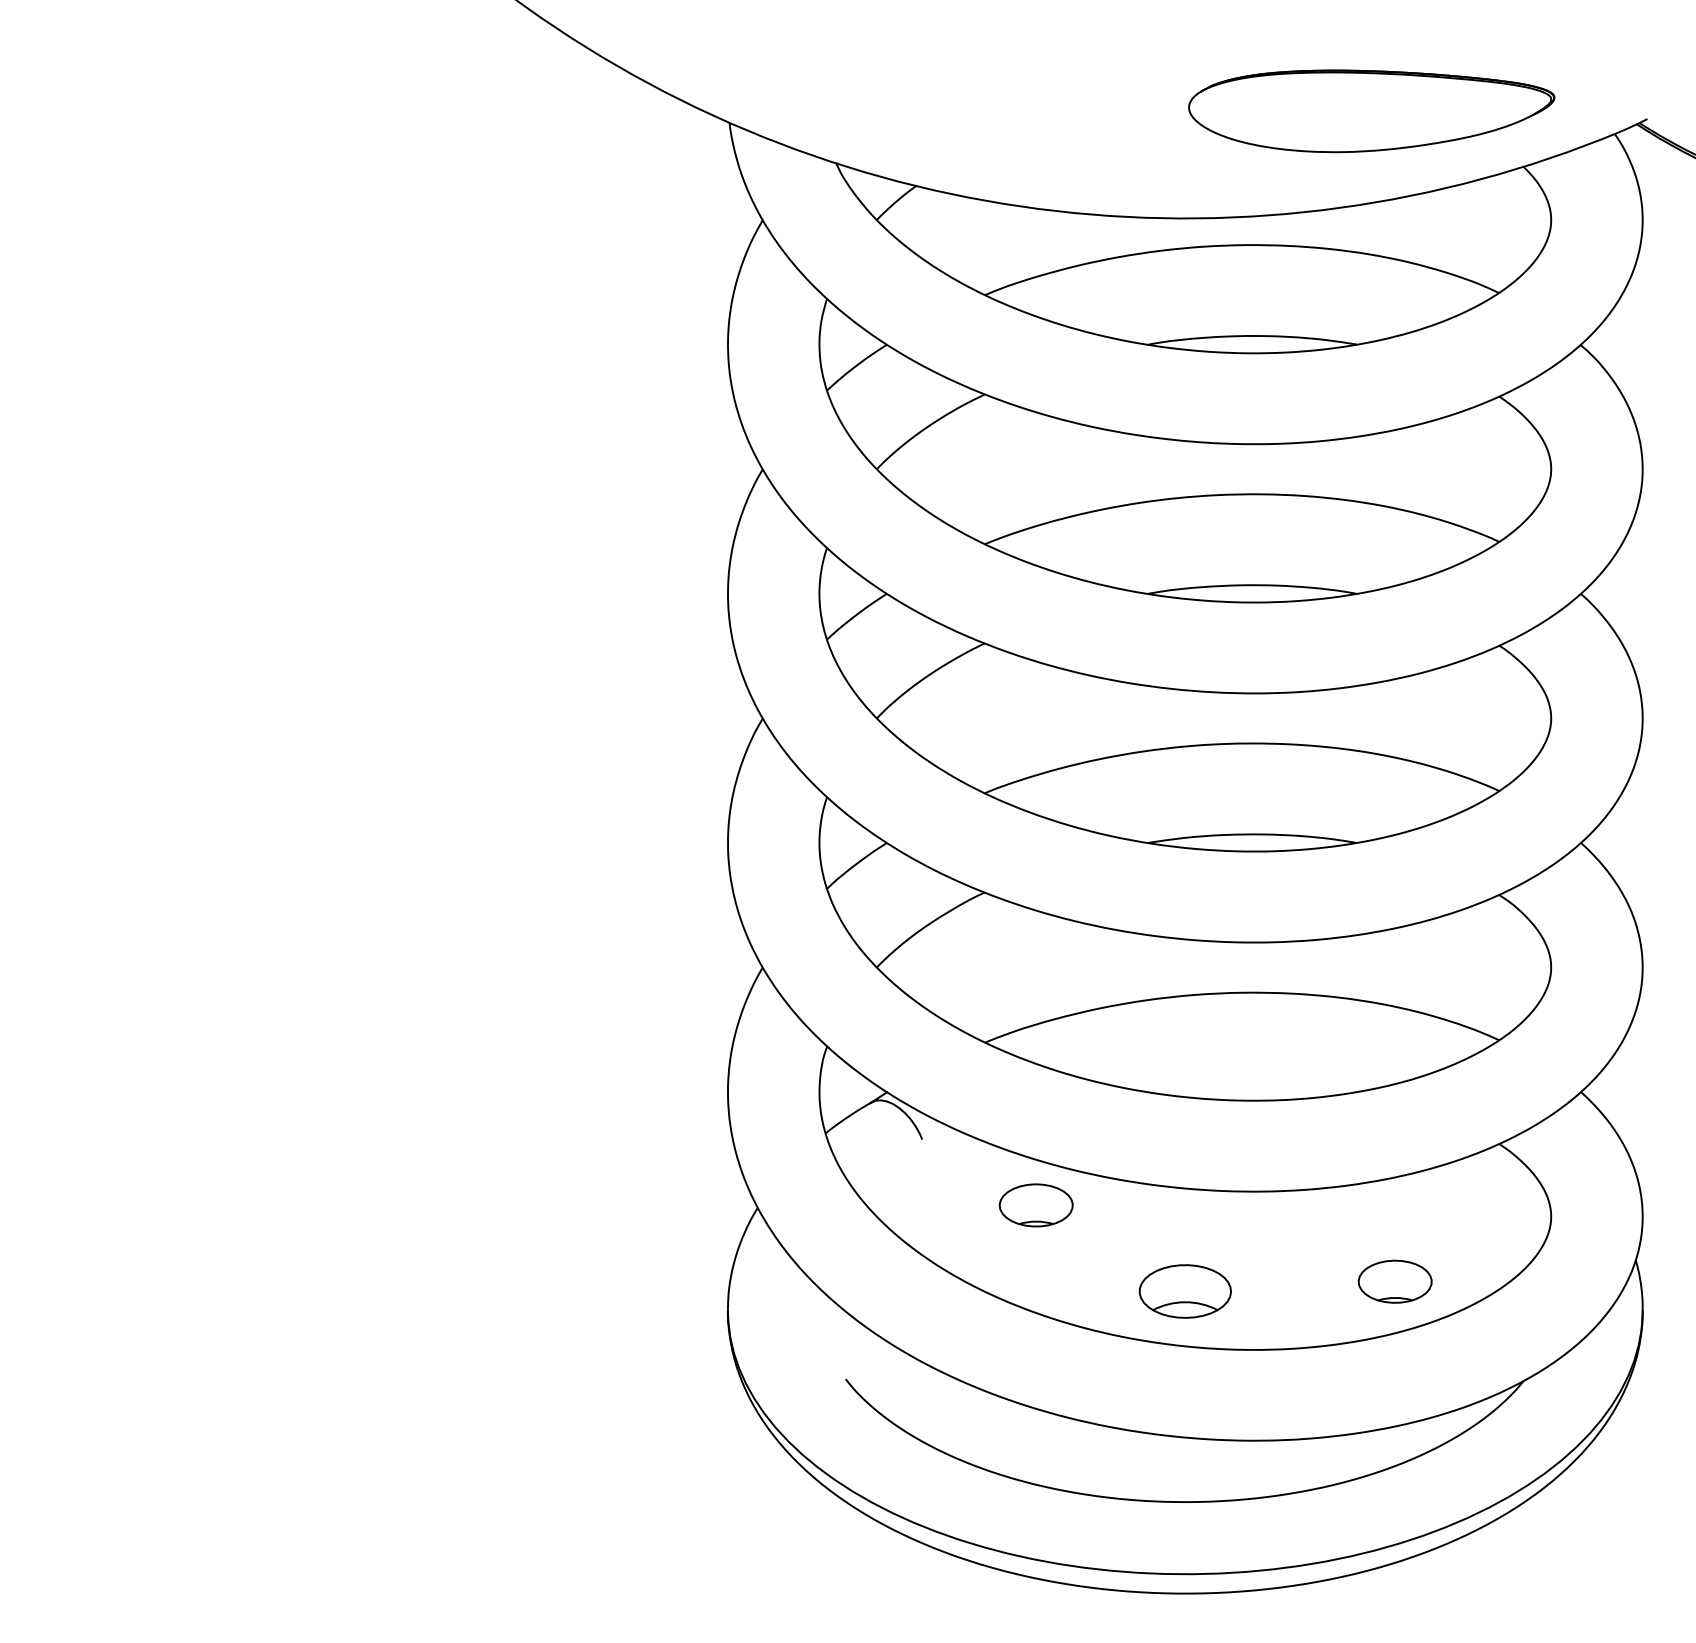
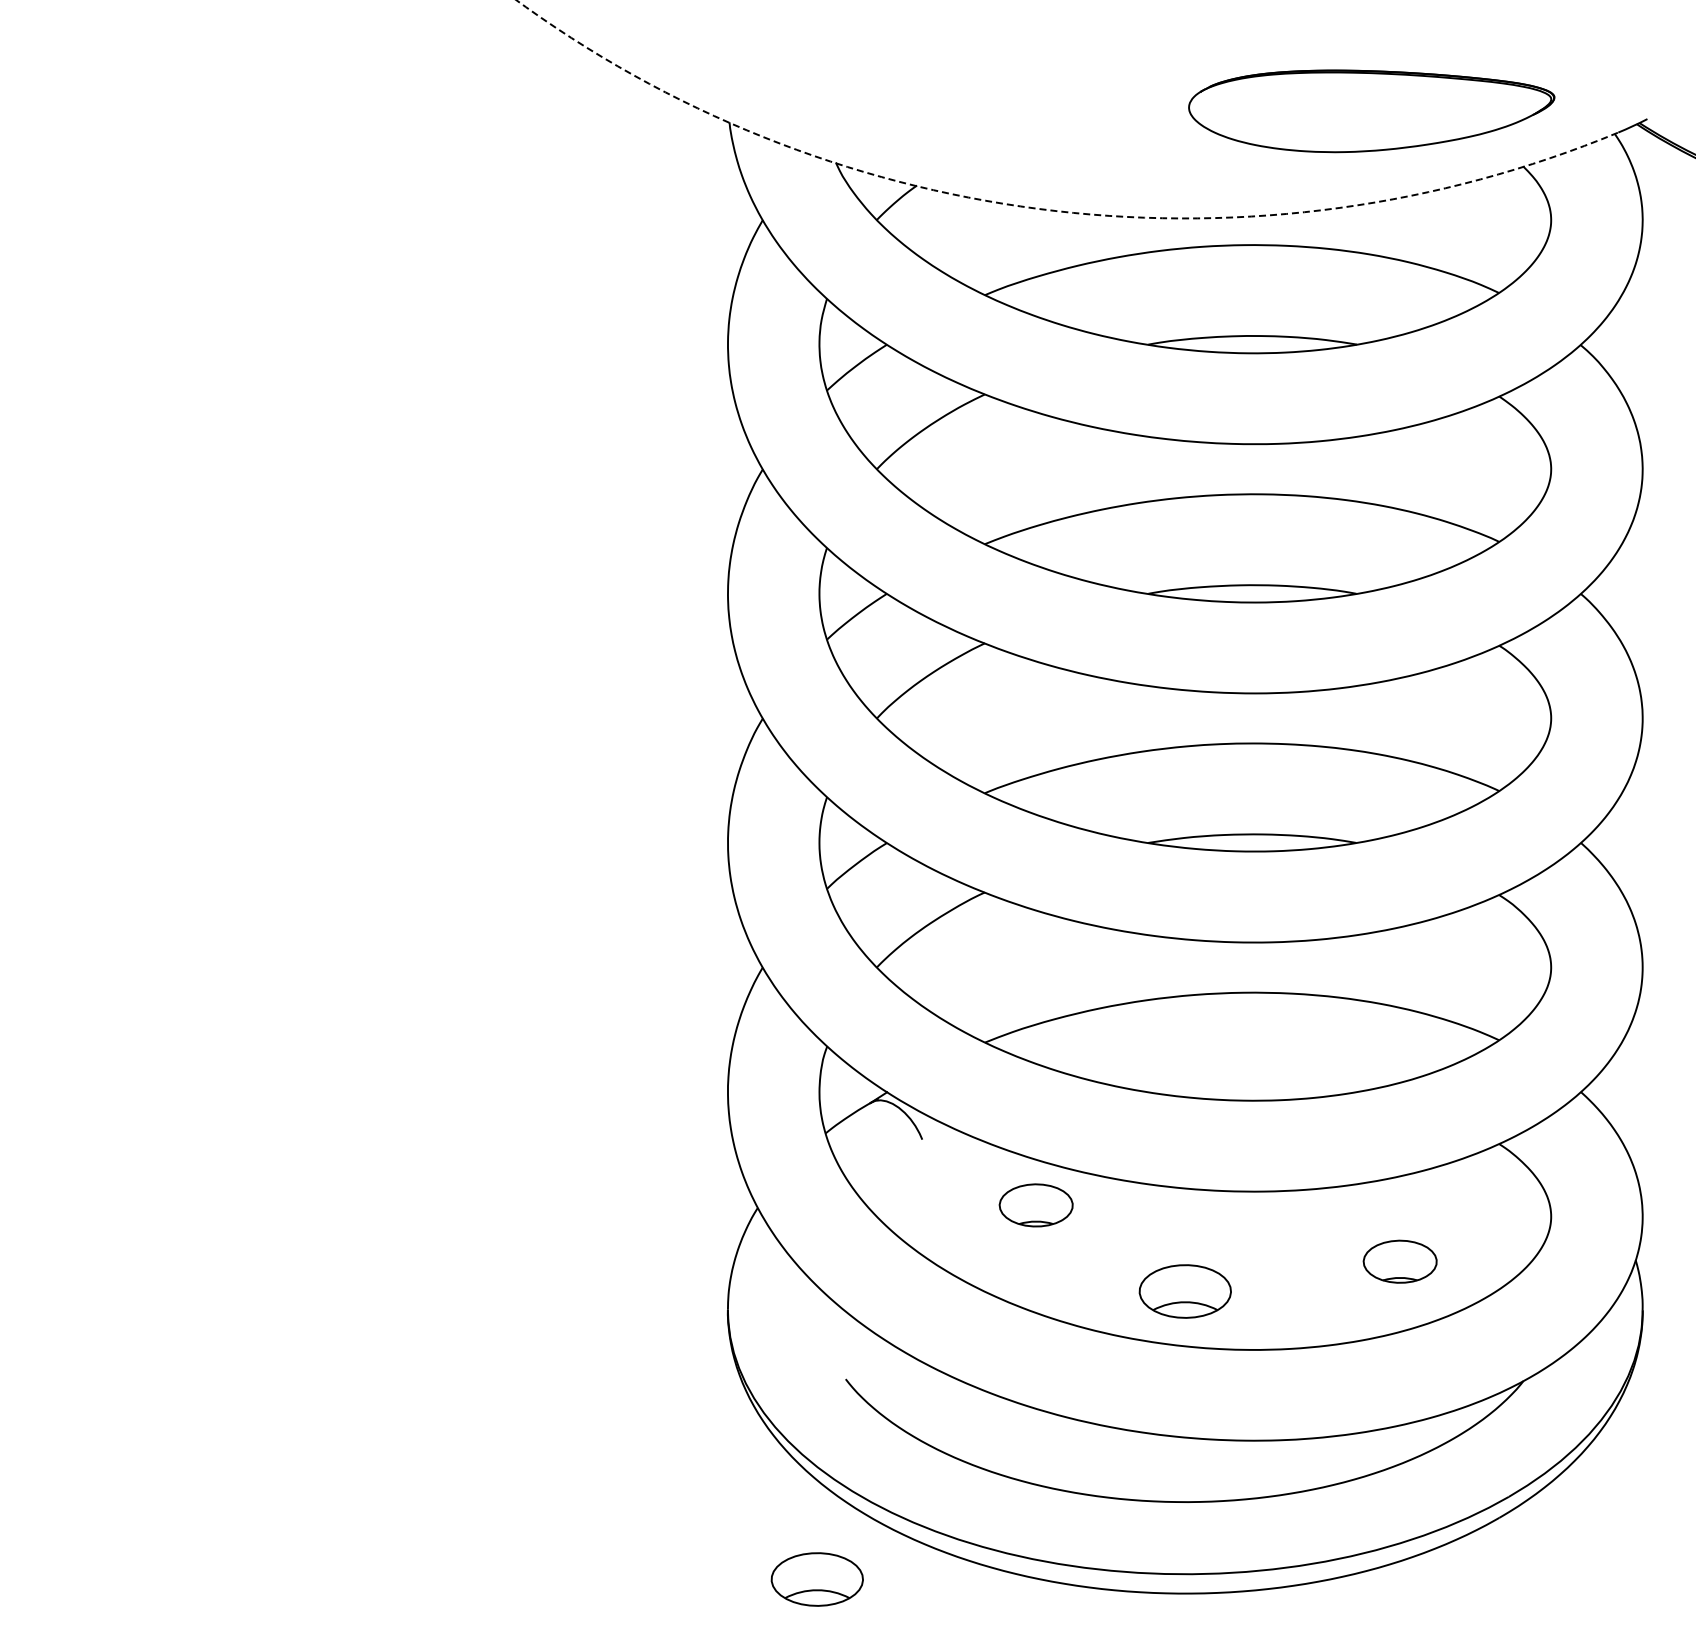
arc: solid -> dashed (1050, 210)
part position: (1394, 1281) -> (1399, 1261) (1399, 1261)
part: none -> present (816, 1579)
